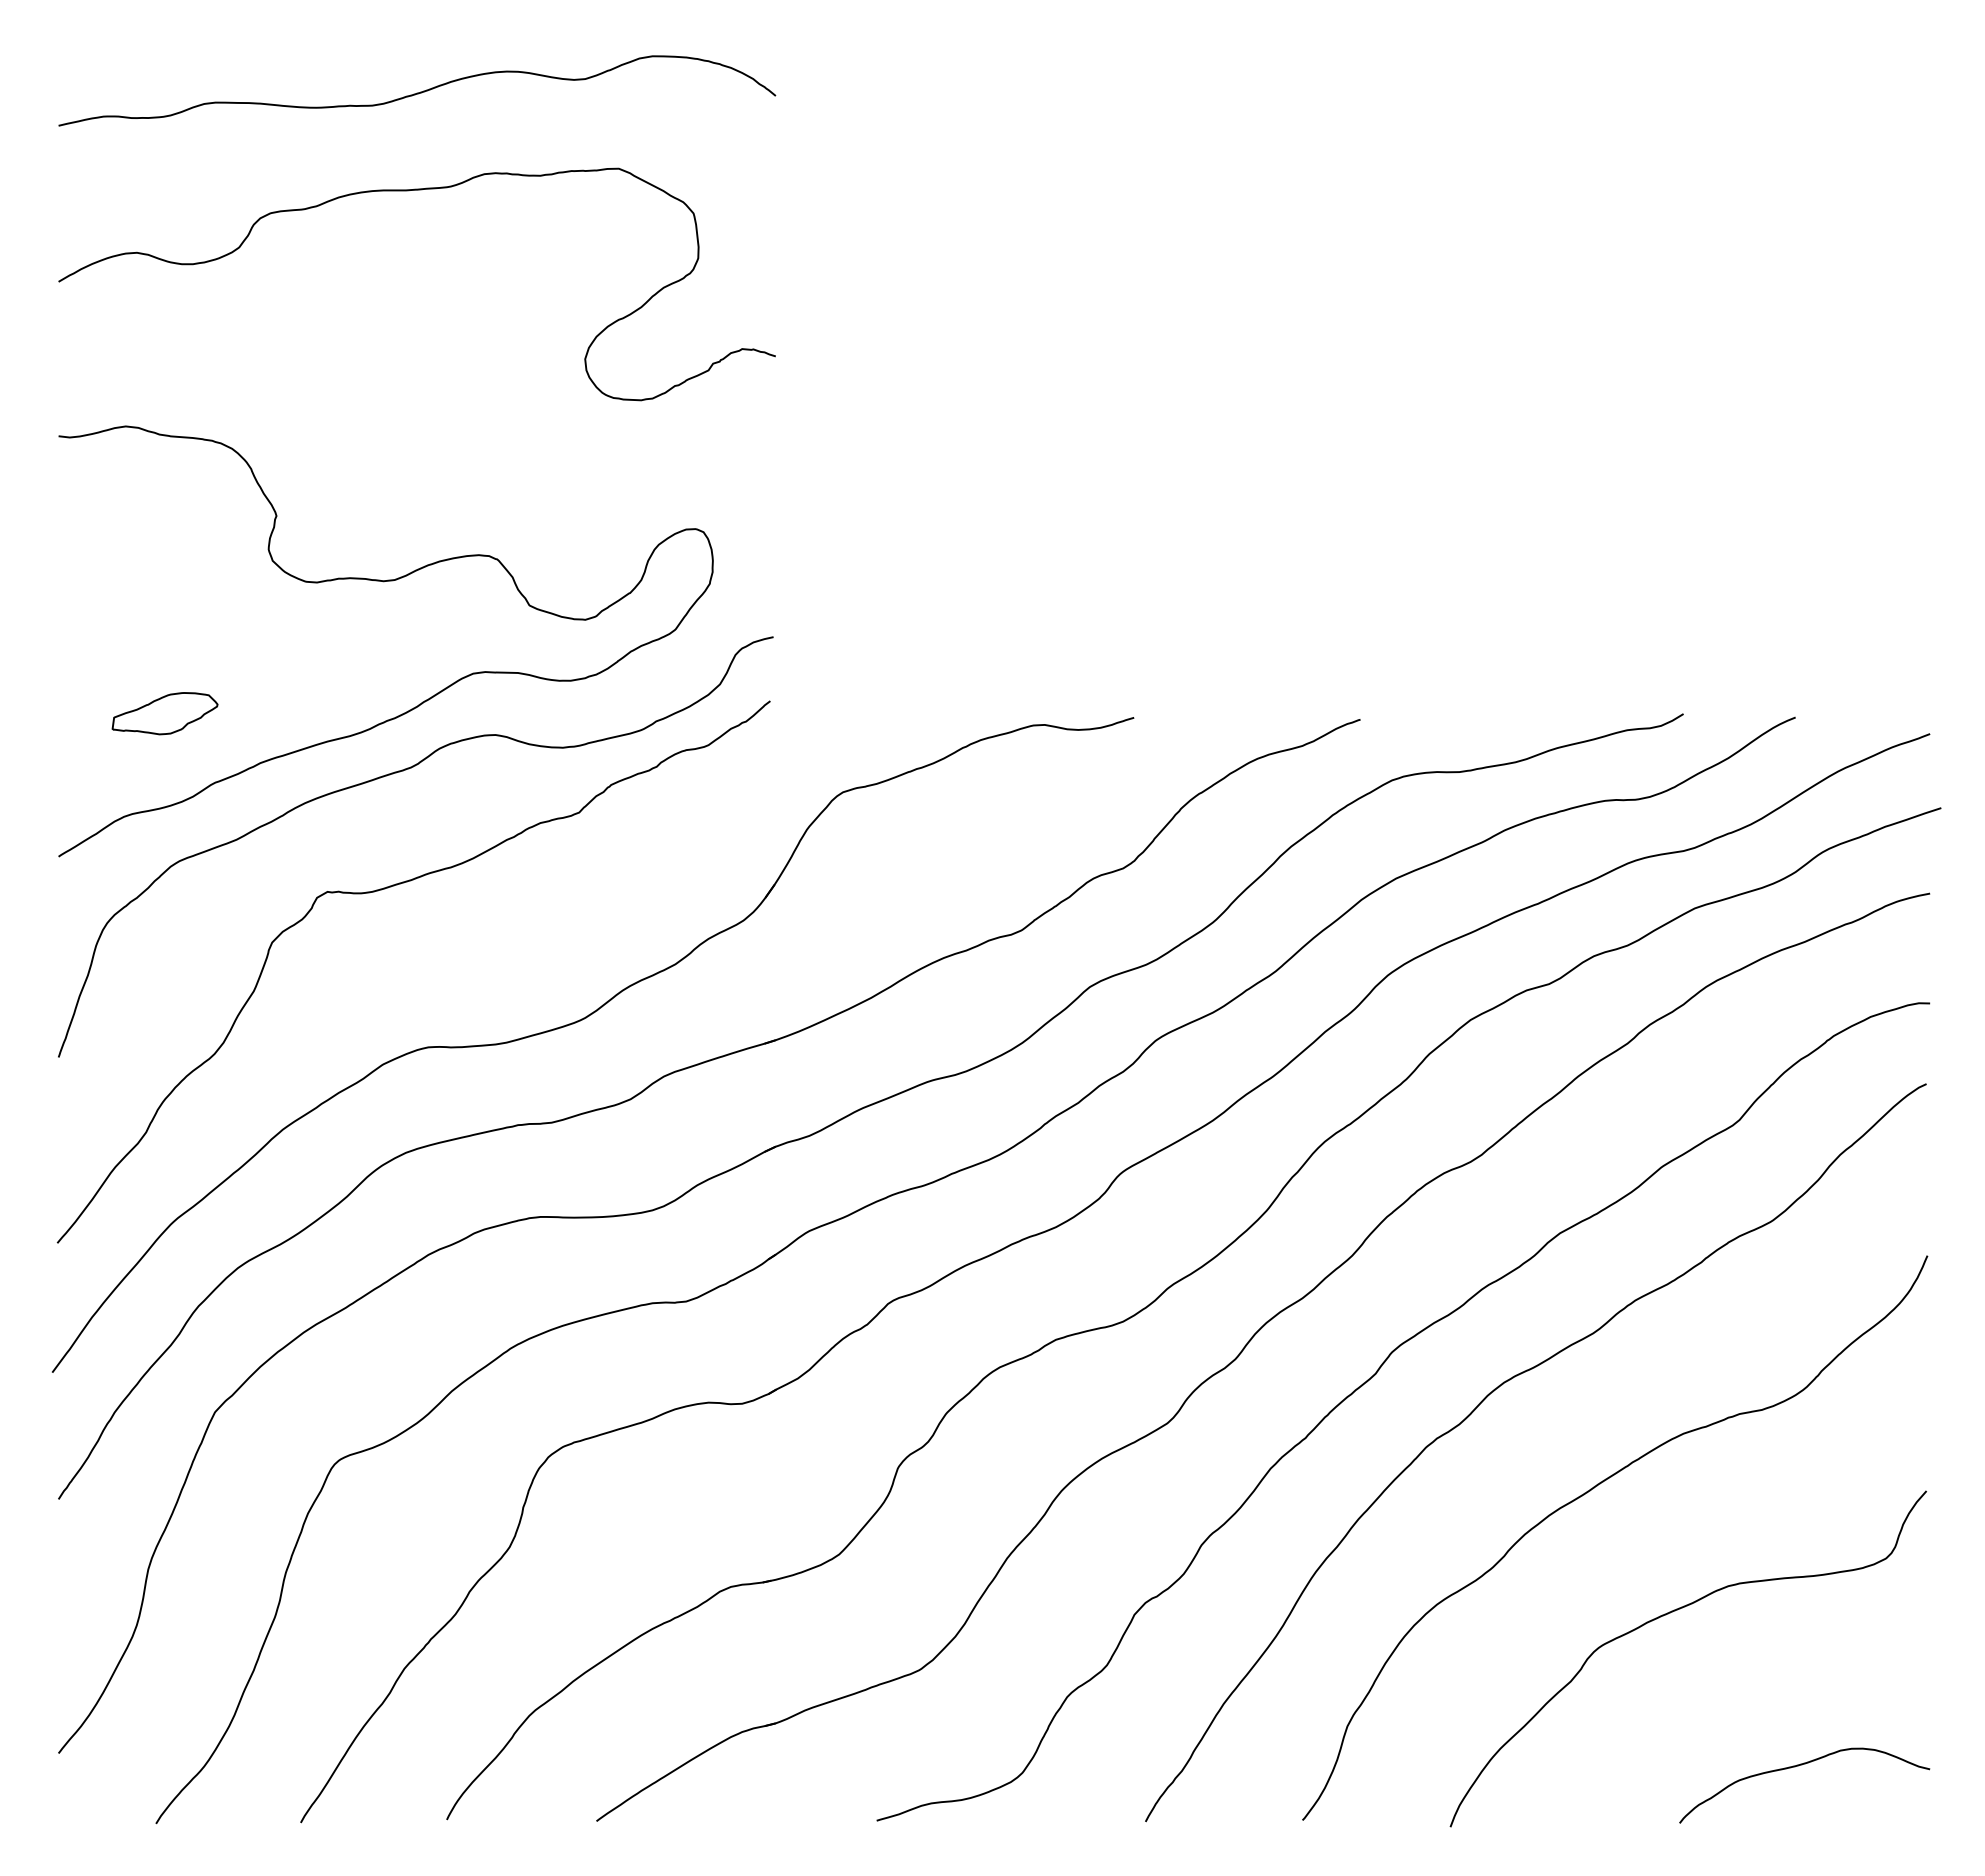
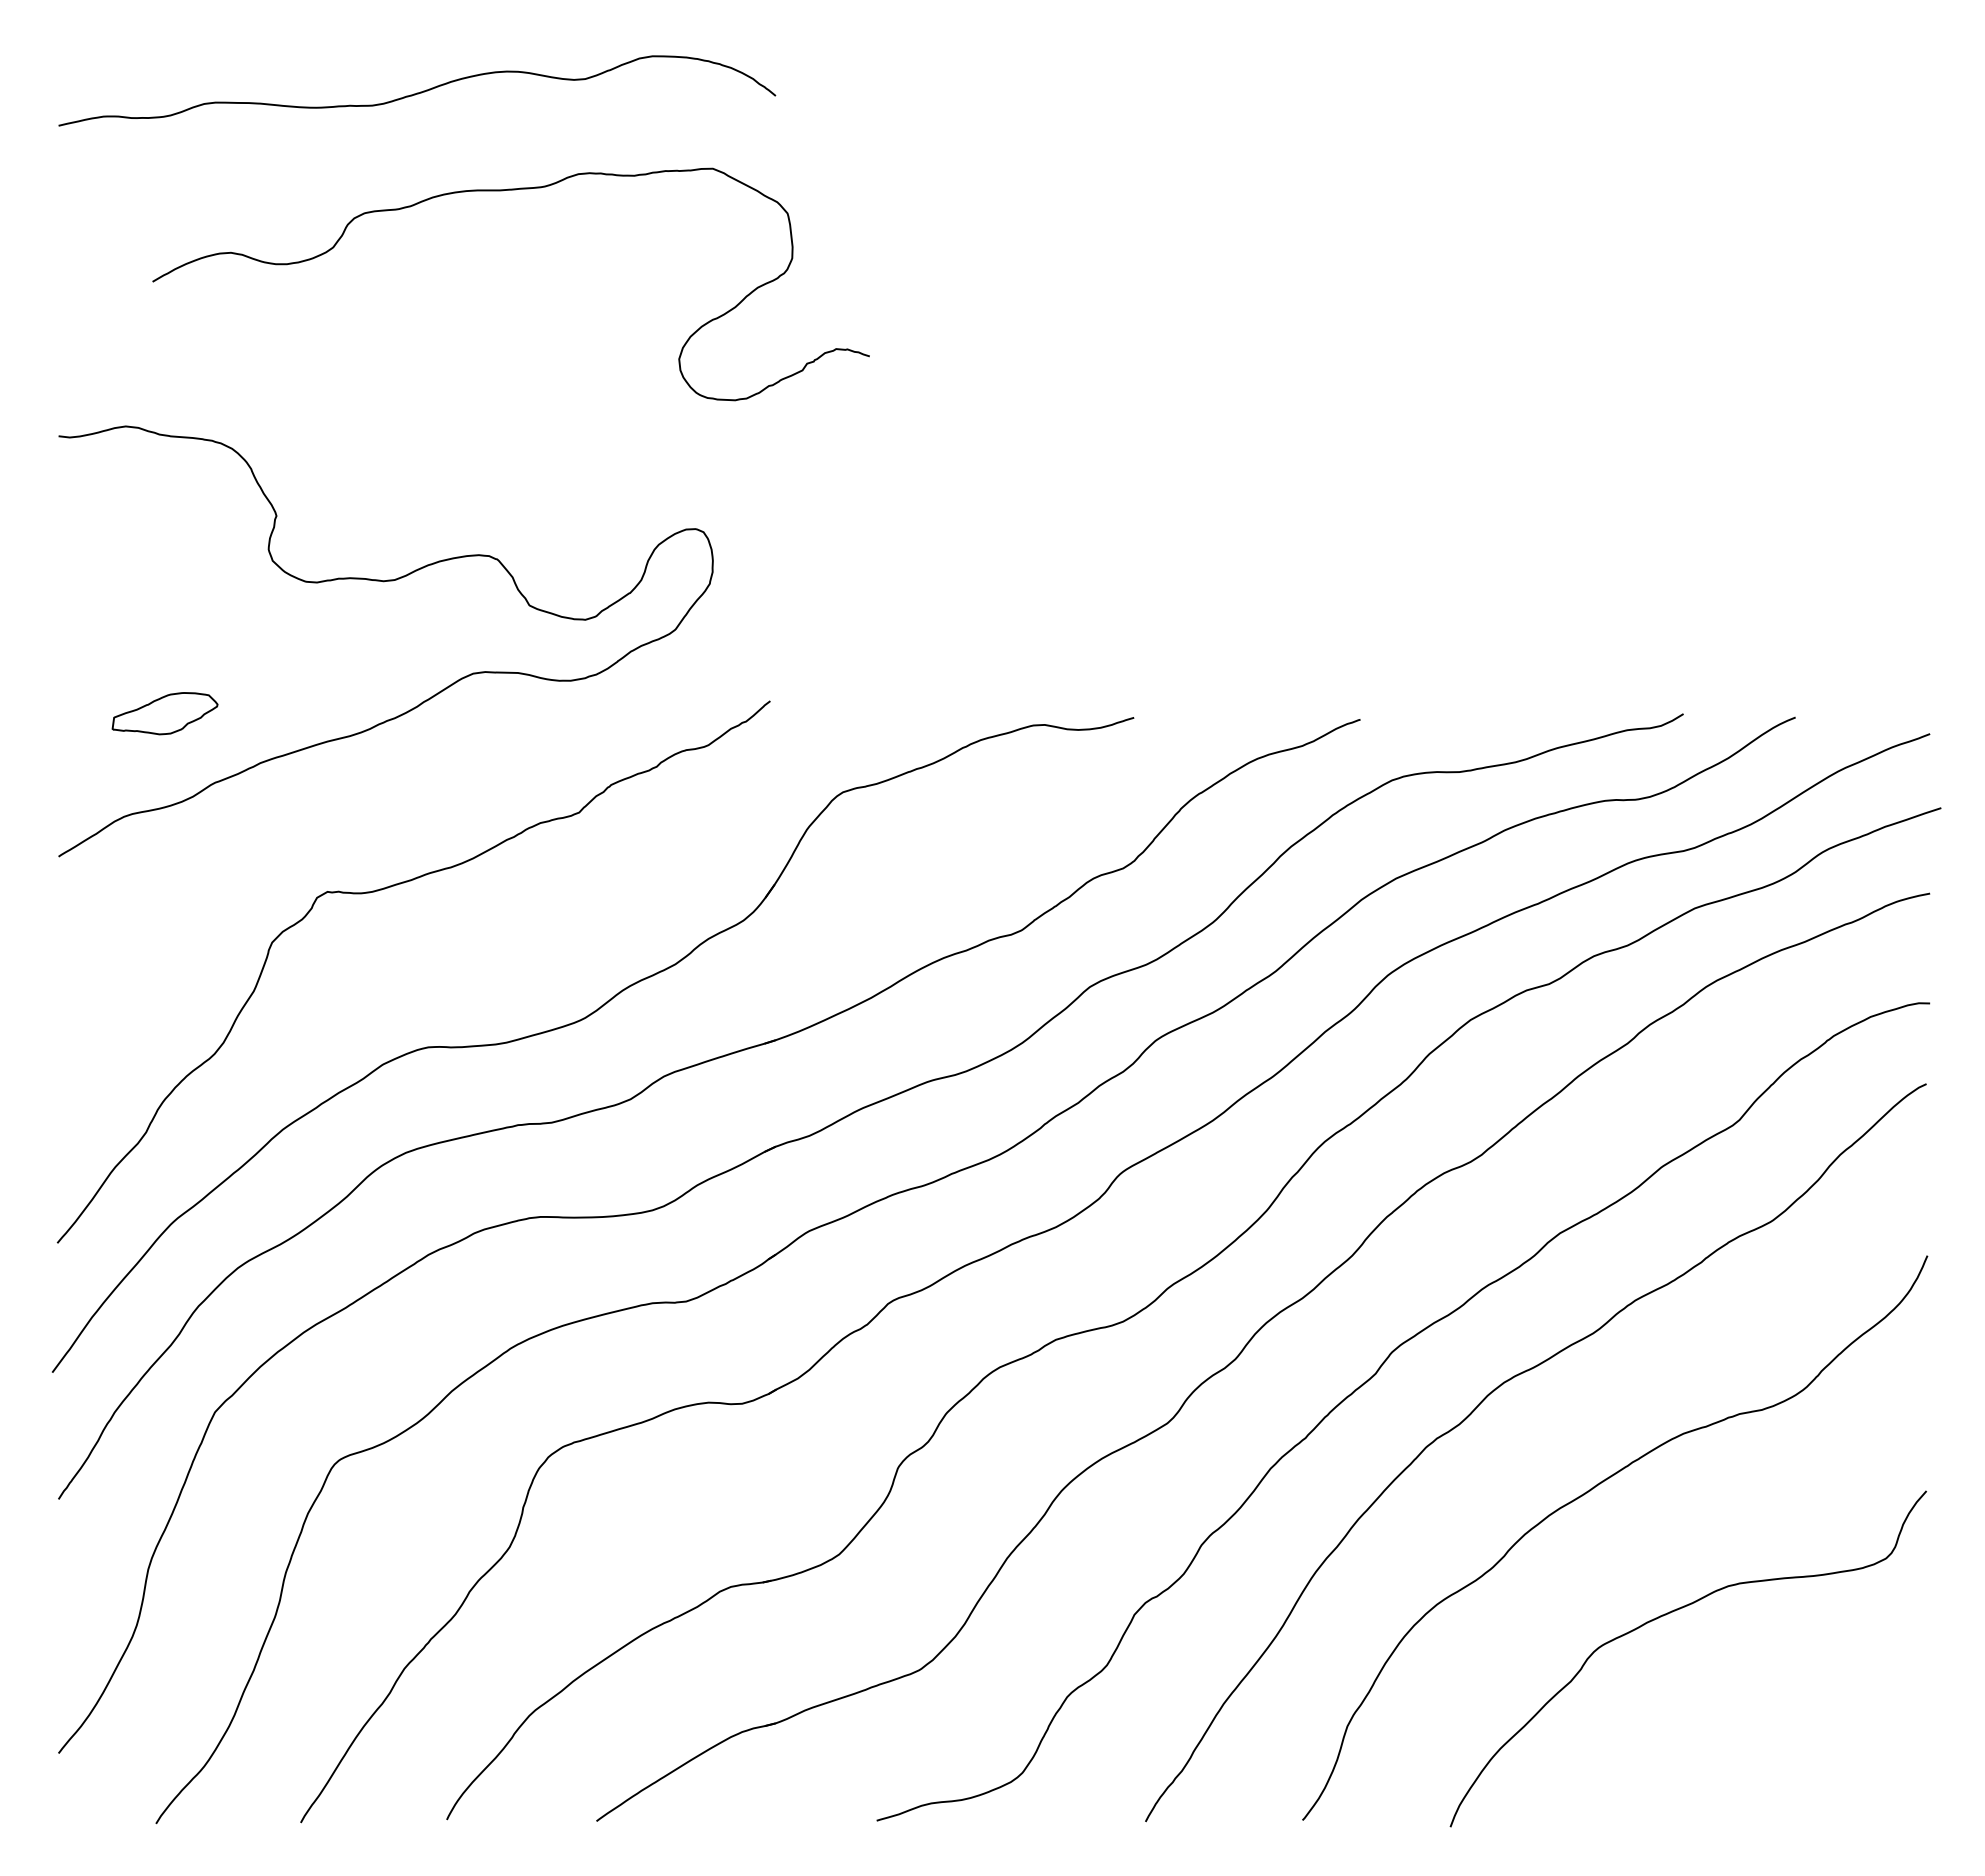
curve position: (409, 191) -> (503, 191) (503, 191)
curve: present -> none (390, 775)
curve: present -> none (1798, 1766)
